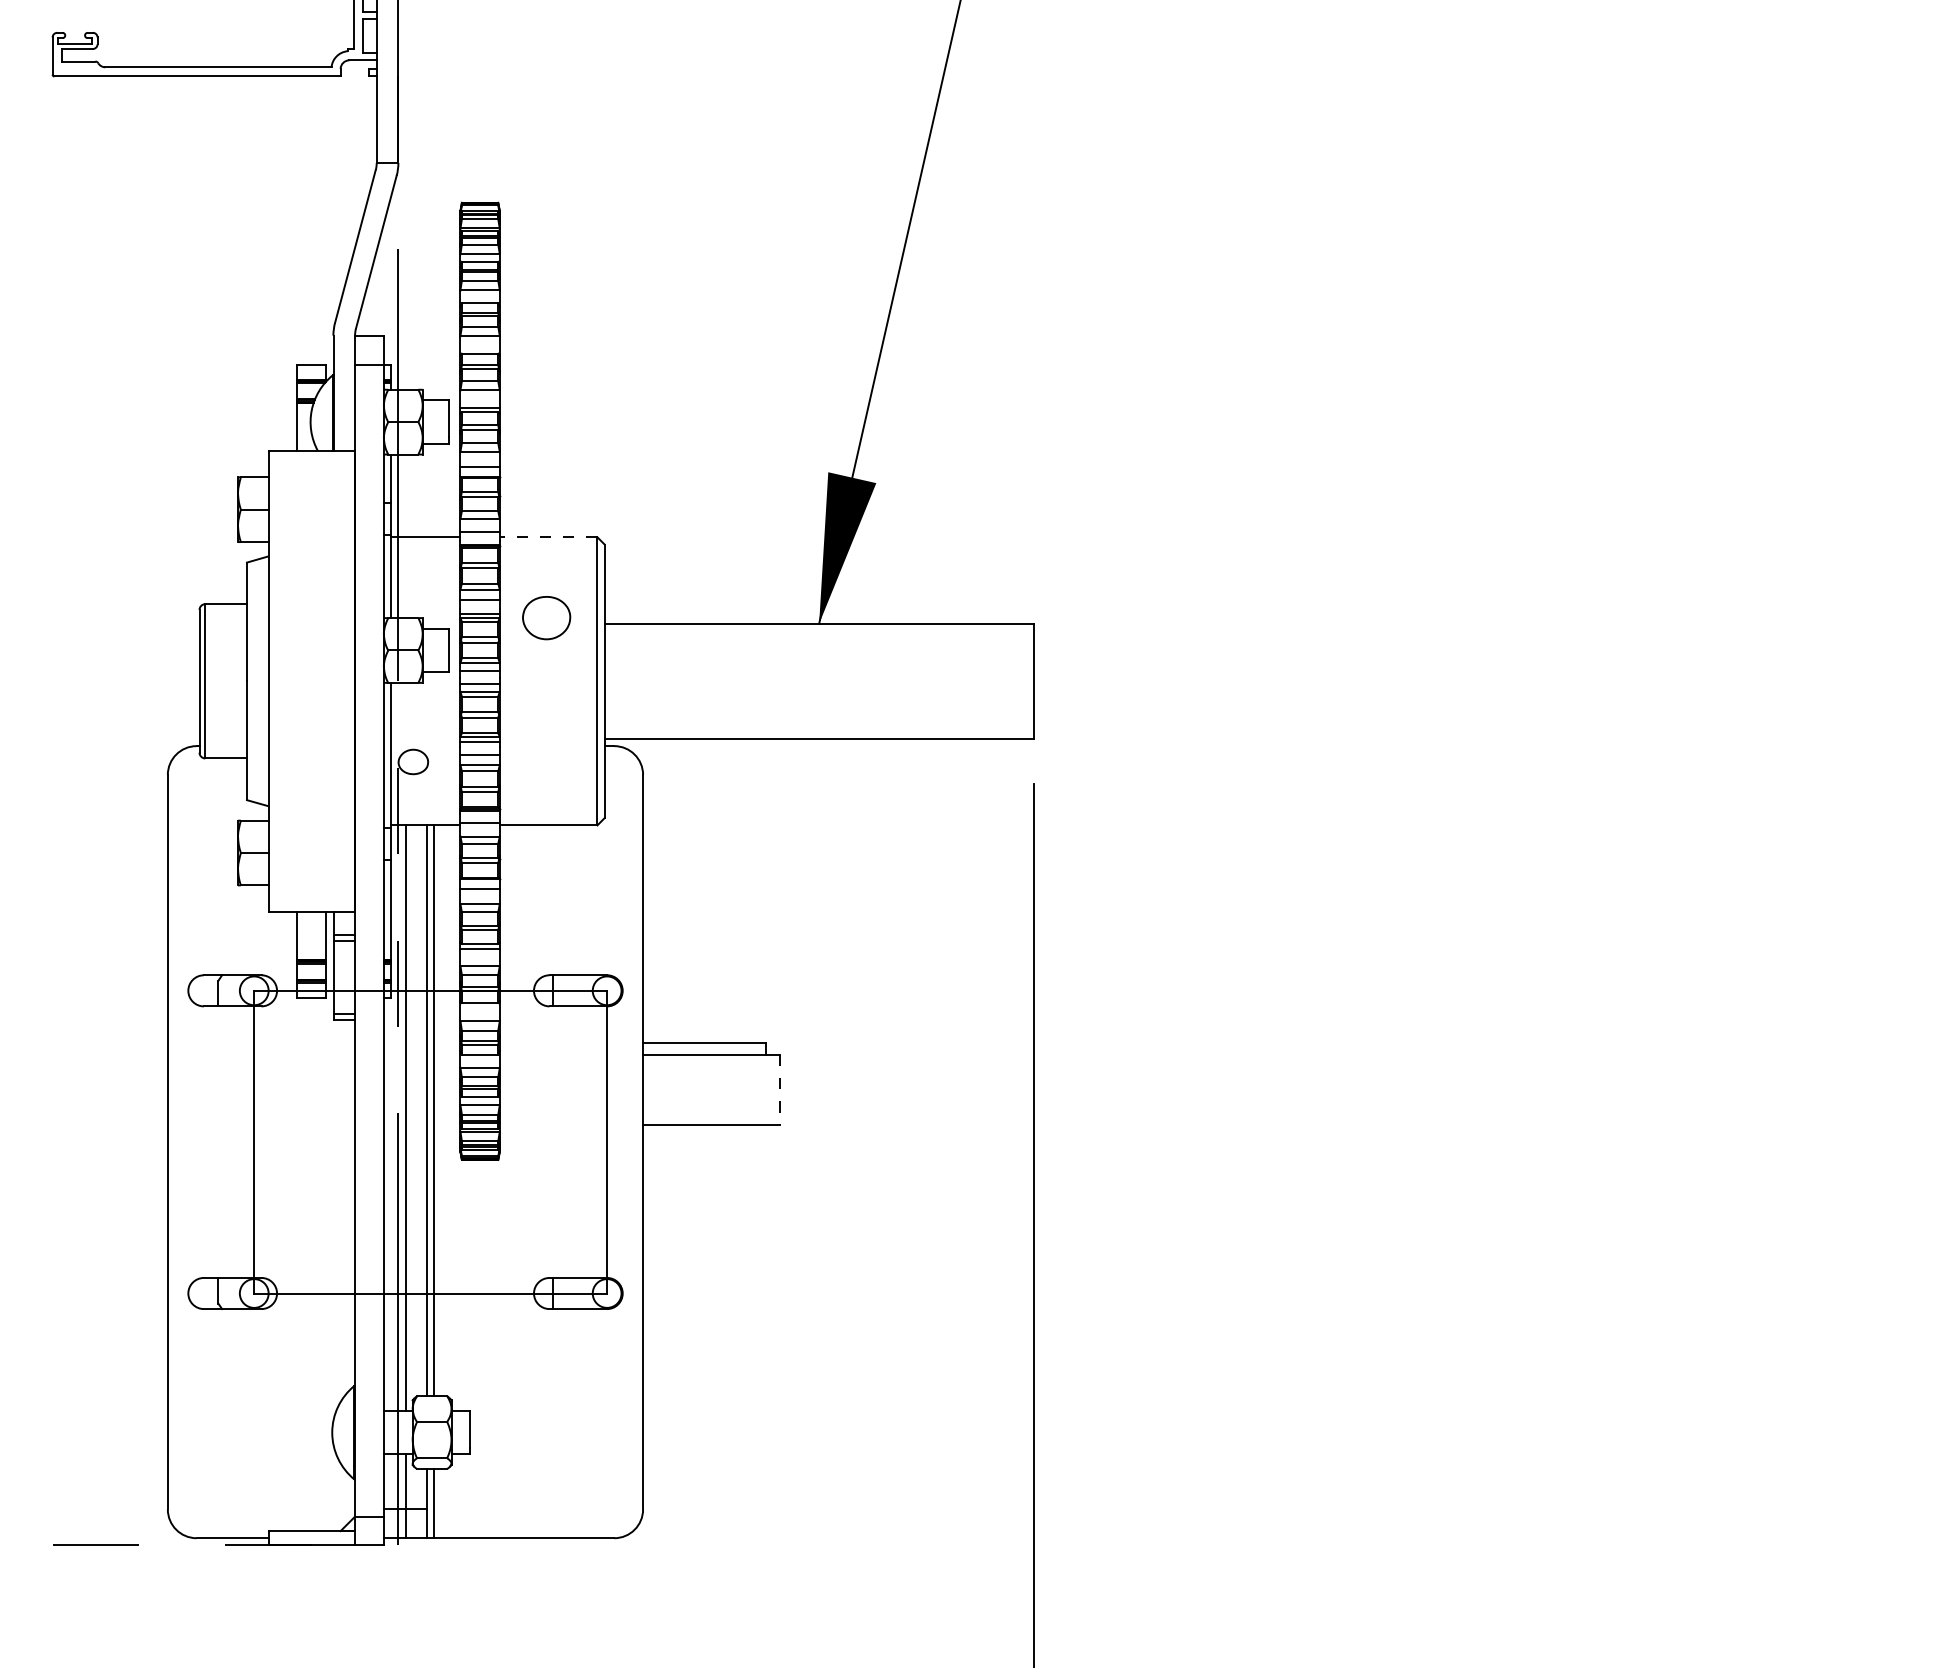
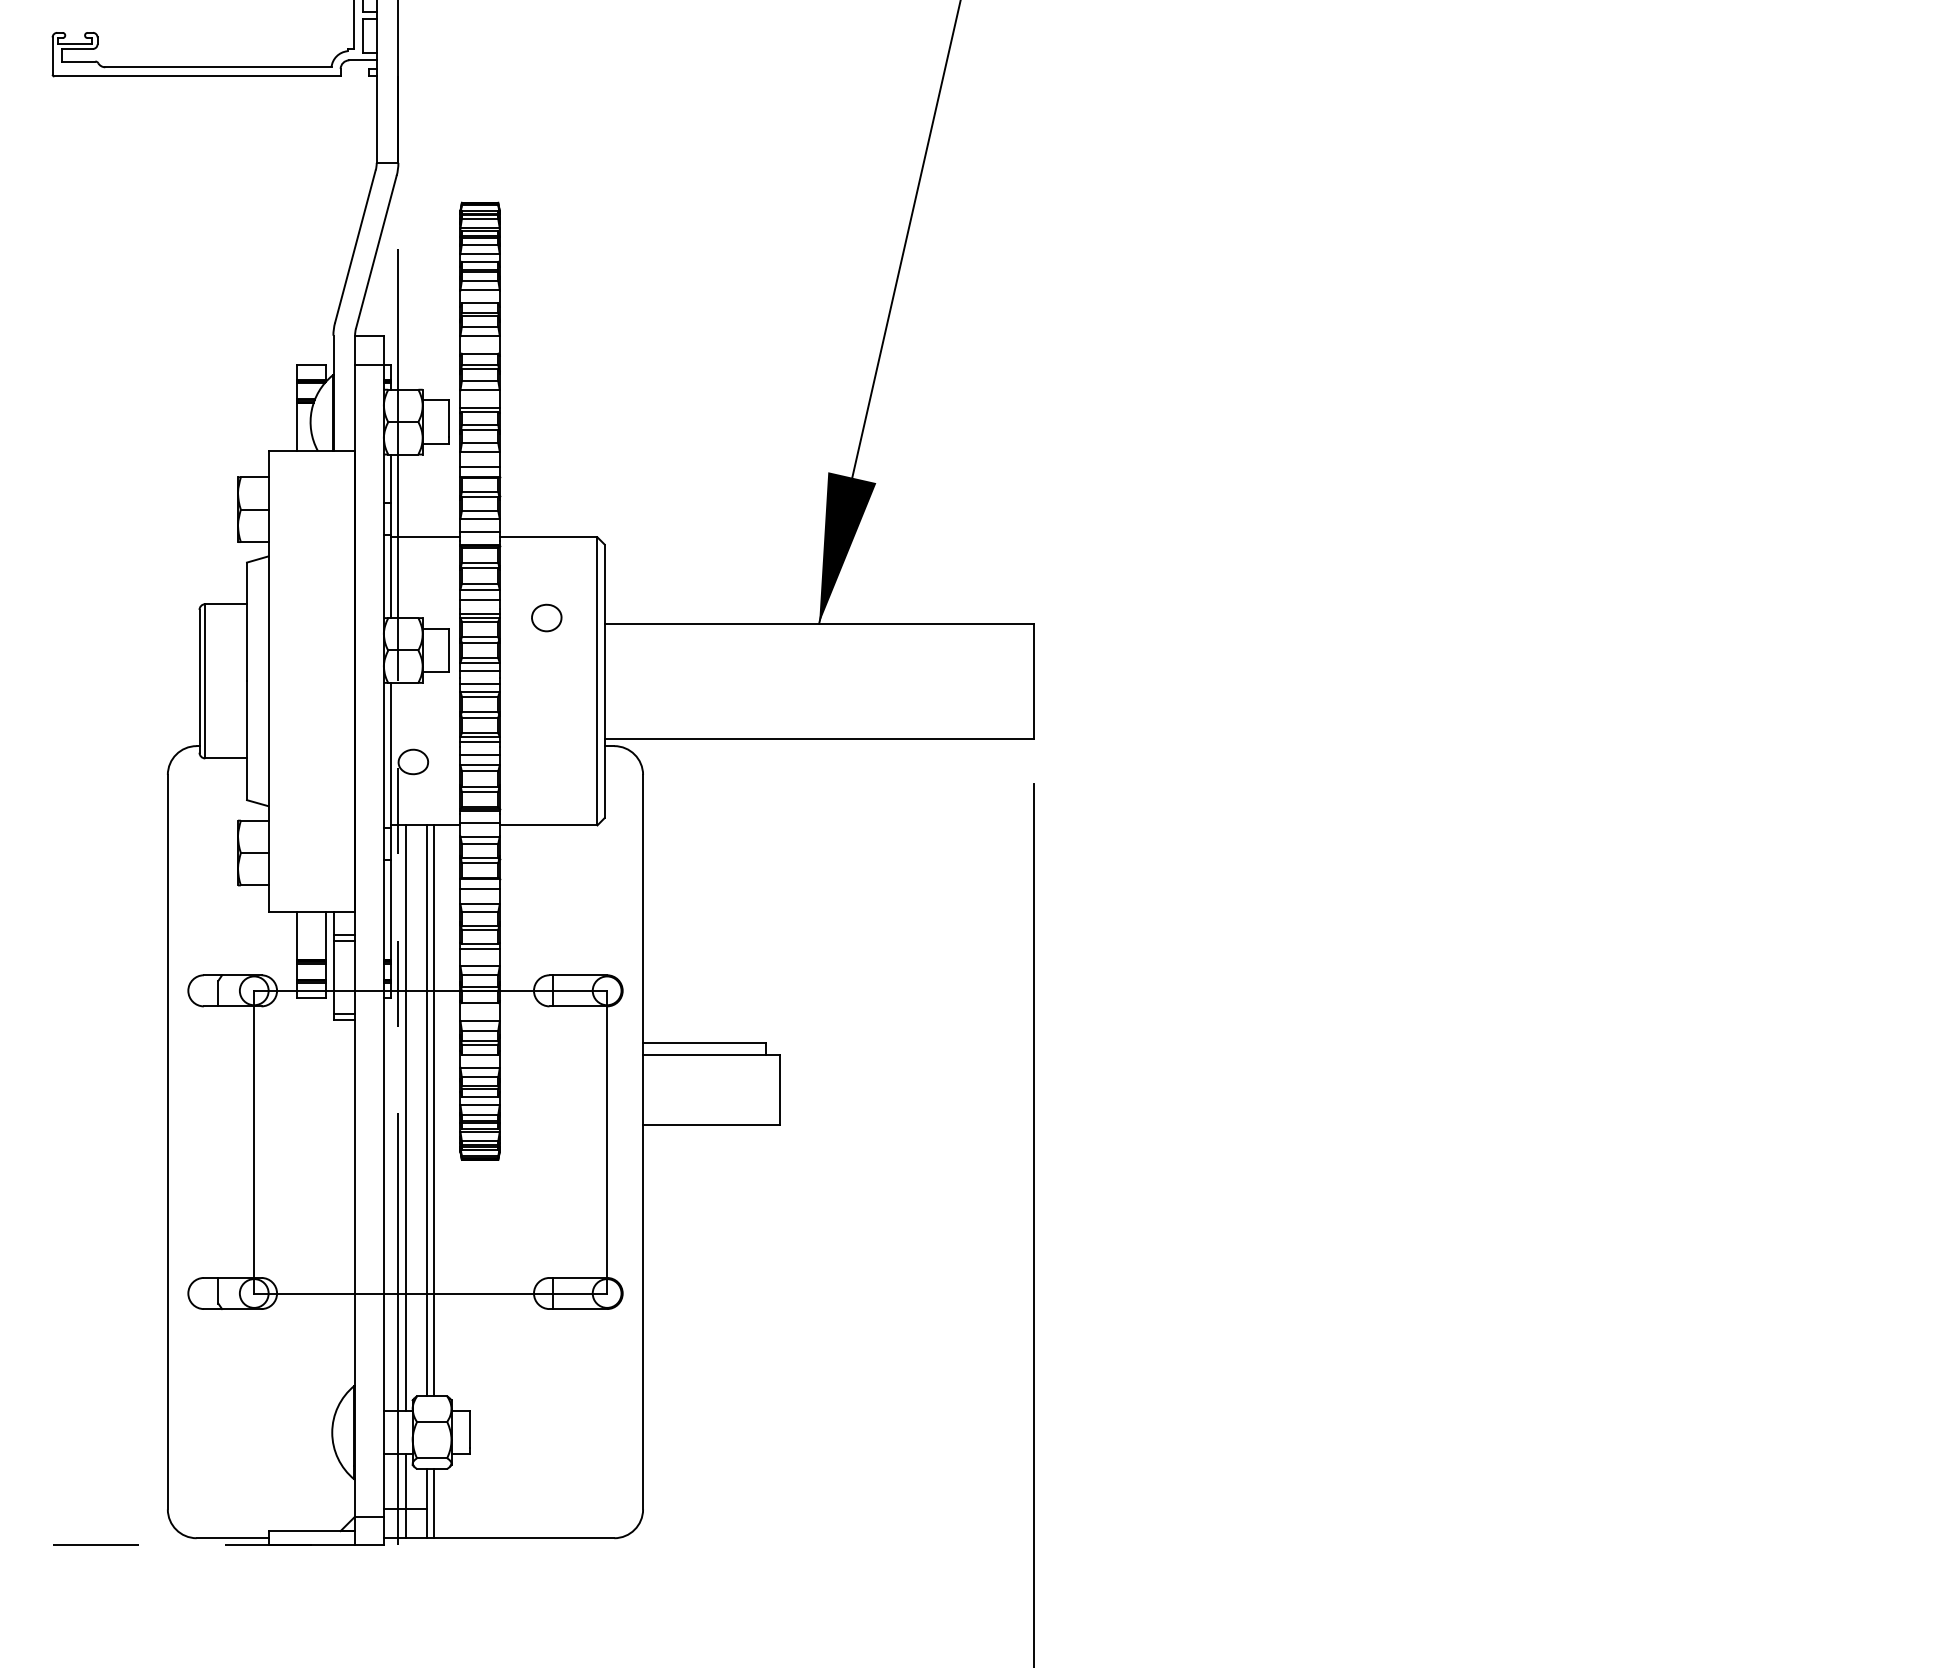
line: dashed -> solid (548, 537)
part size: 50x45 px -> 32x30 px (546, 617)
line: dashed -> solid (780, 1090)
